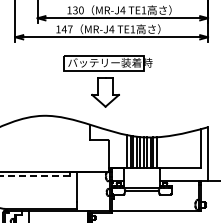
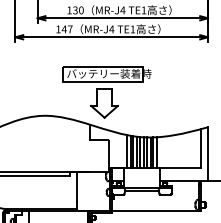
part position: (107, 81) -> (106, 92) (106, 92)
line: dashed -> solid (34, 176)
